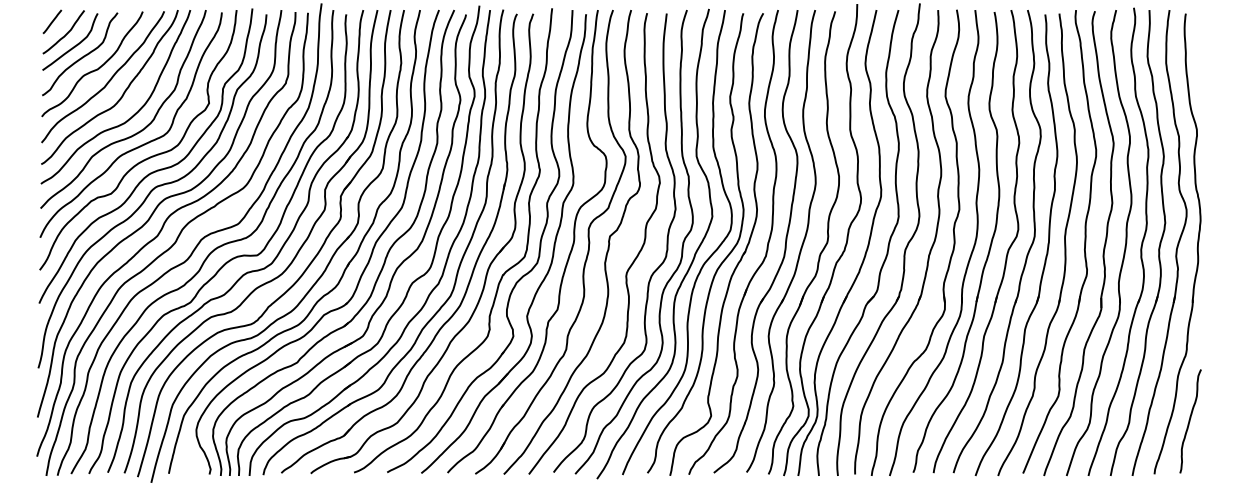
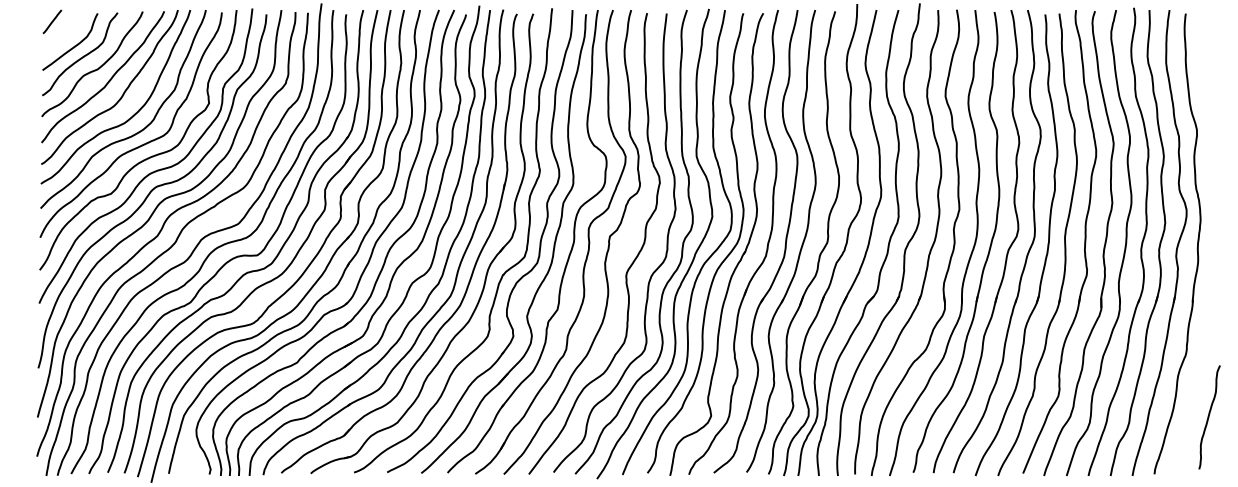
curve: present -> none (65, 34)
curve position: (1190, 421) -> (1209, 417) (1209, 417)
